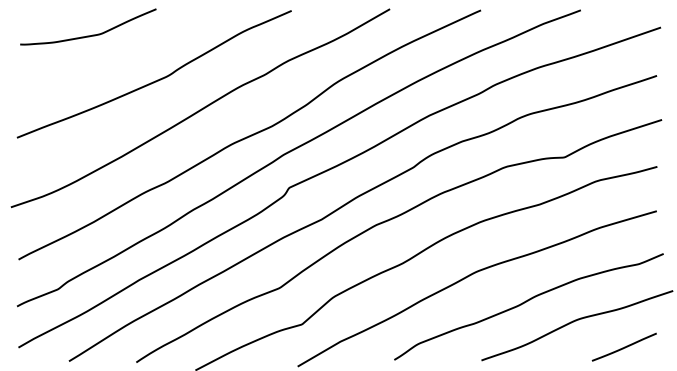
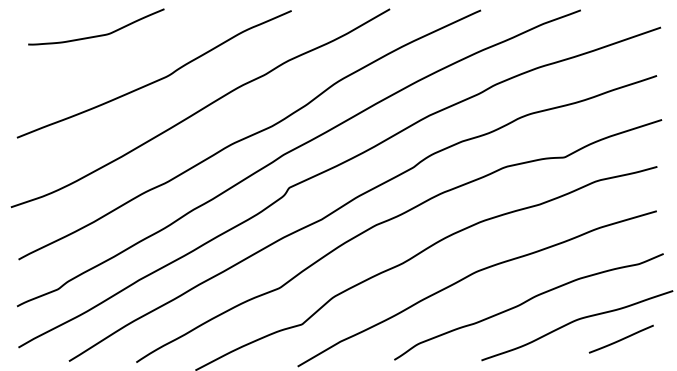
curve position: (92, 34) -> (100, 34) (100, 34)
line position: (624, 346) -> (621, 338) (621, 338)
